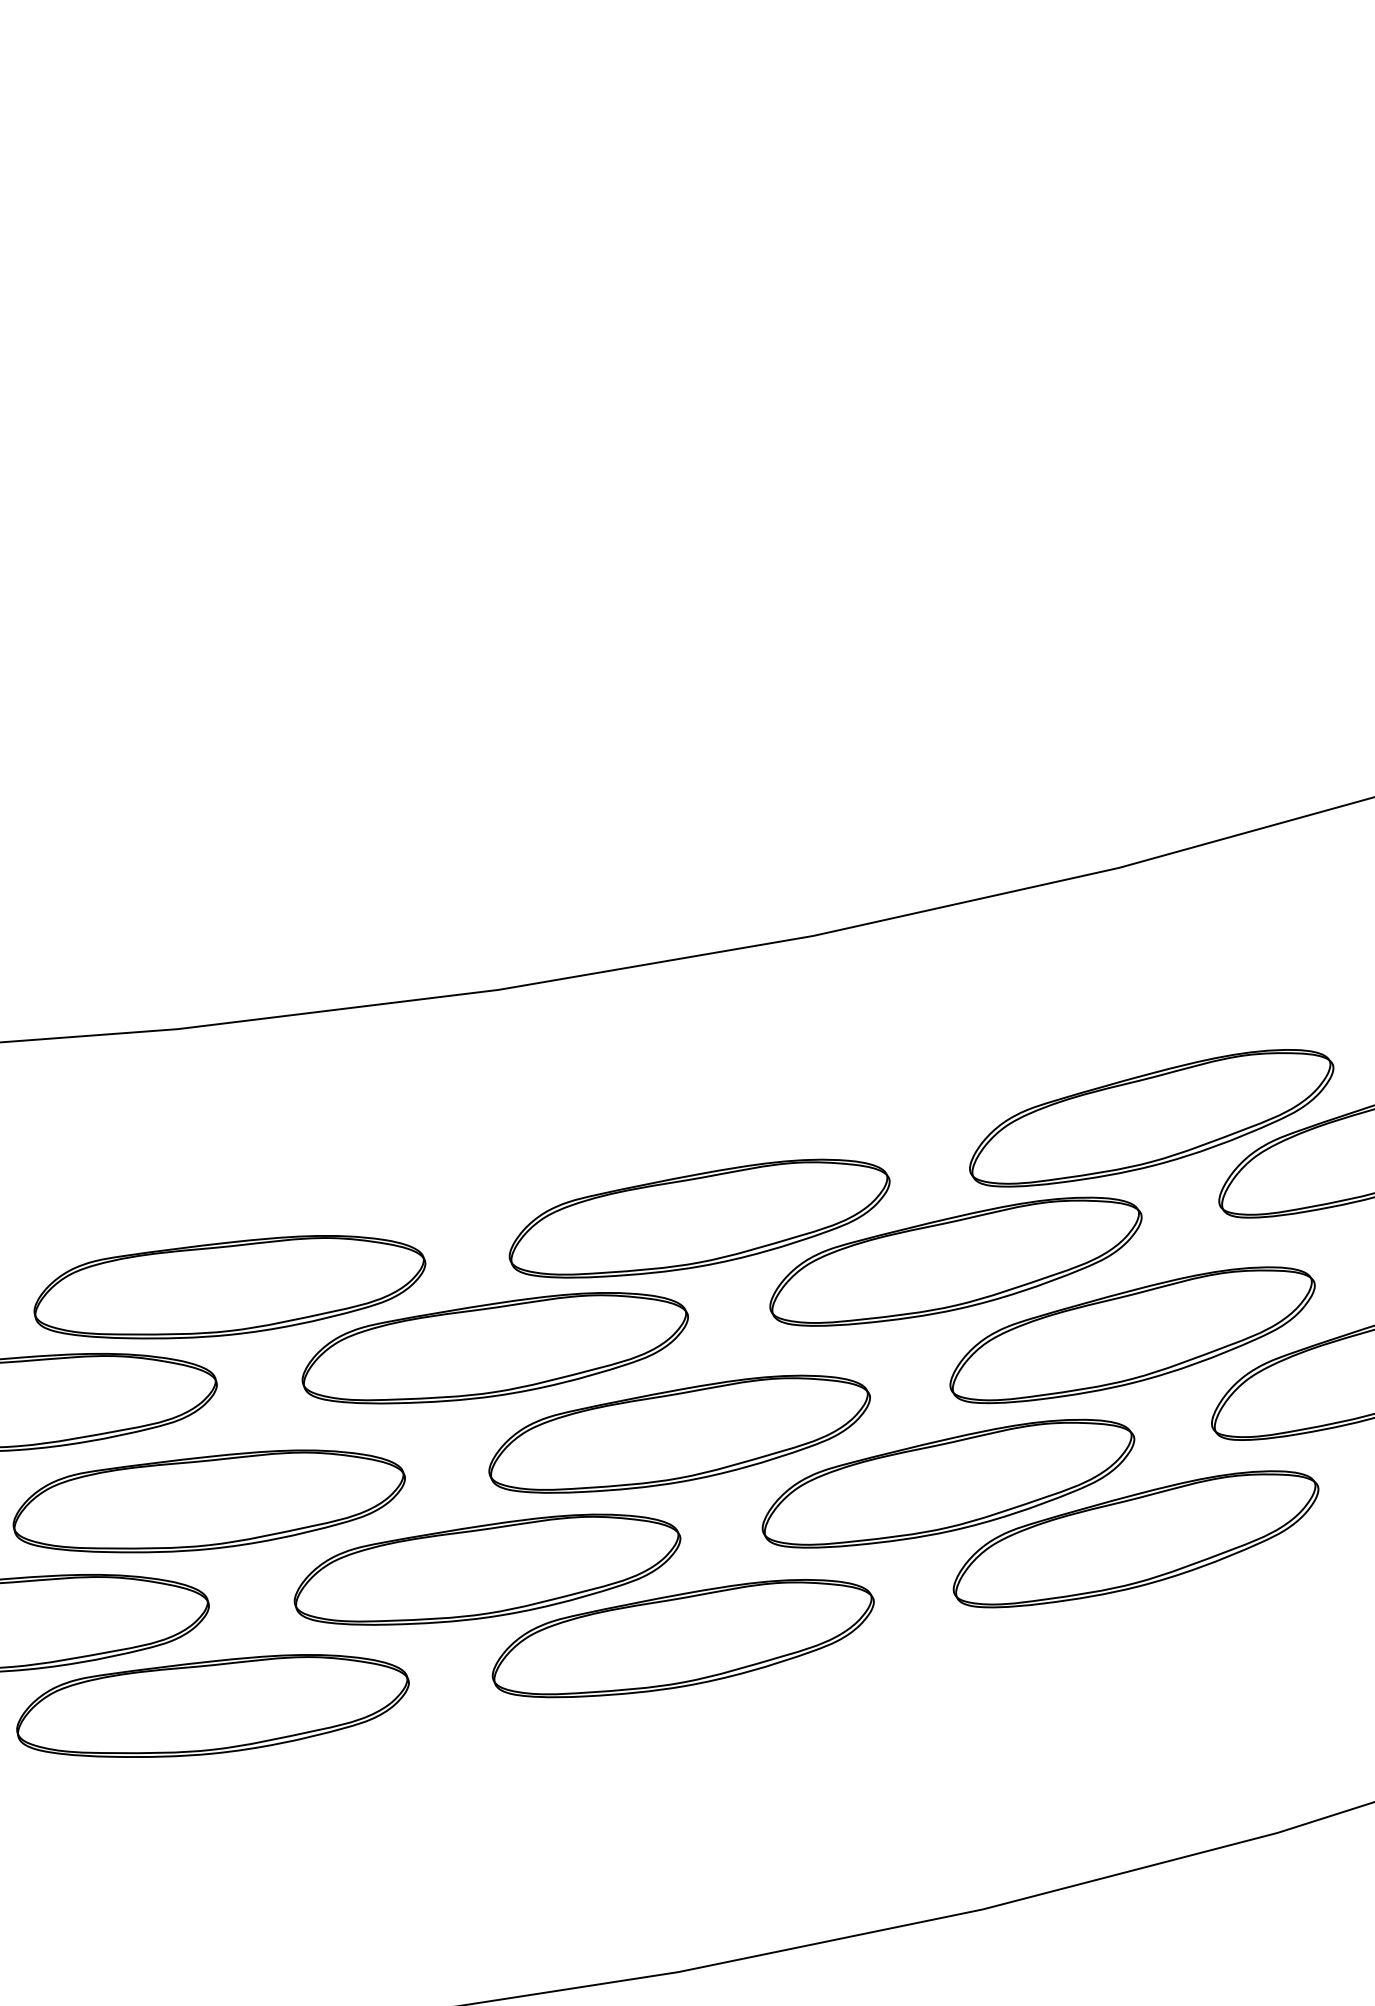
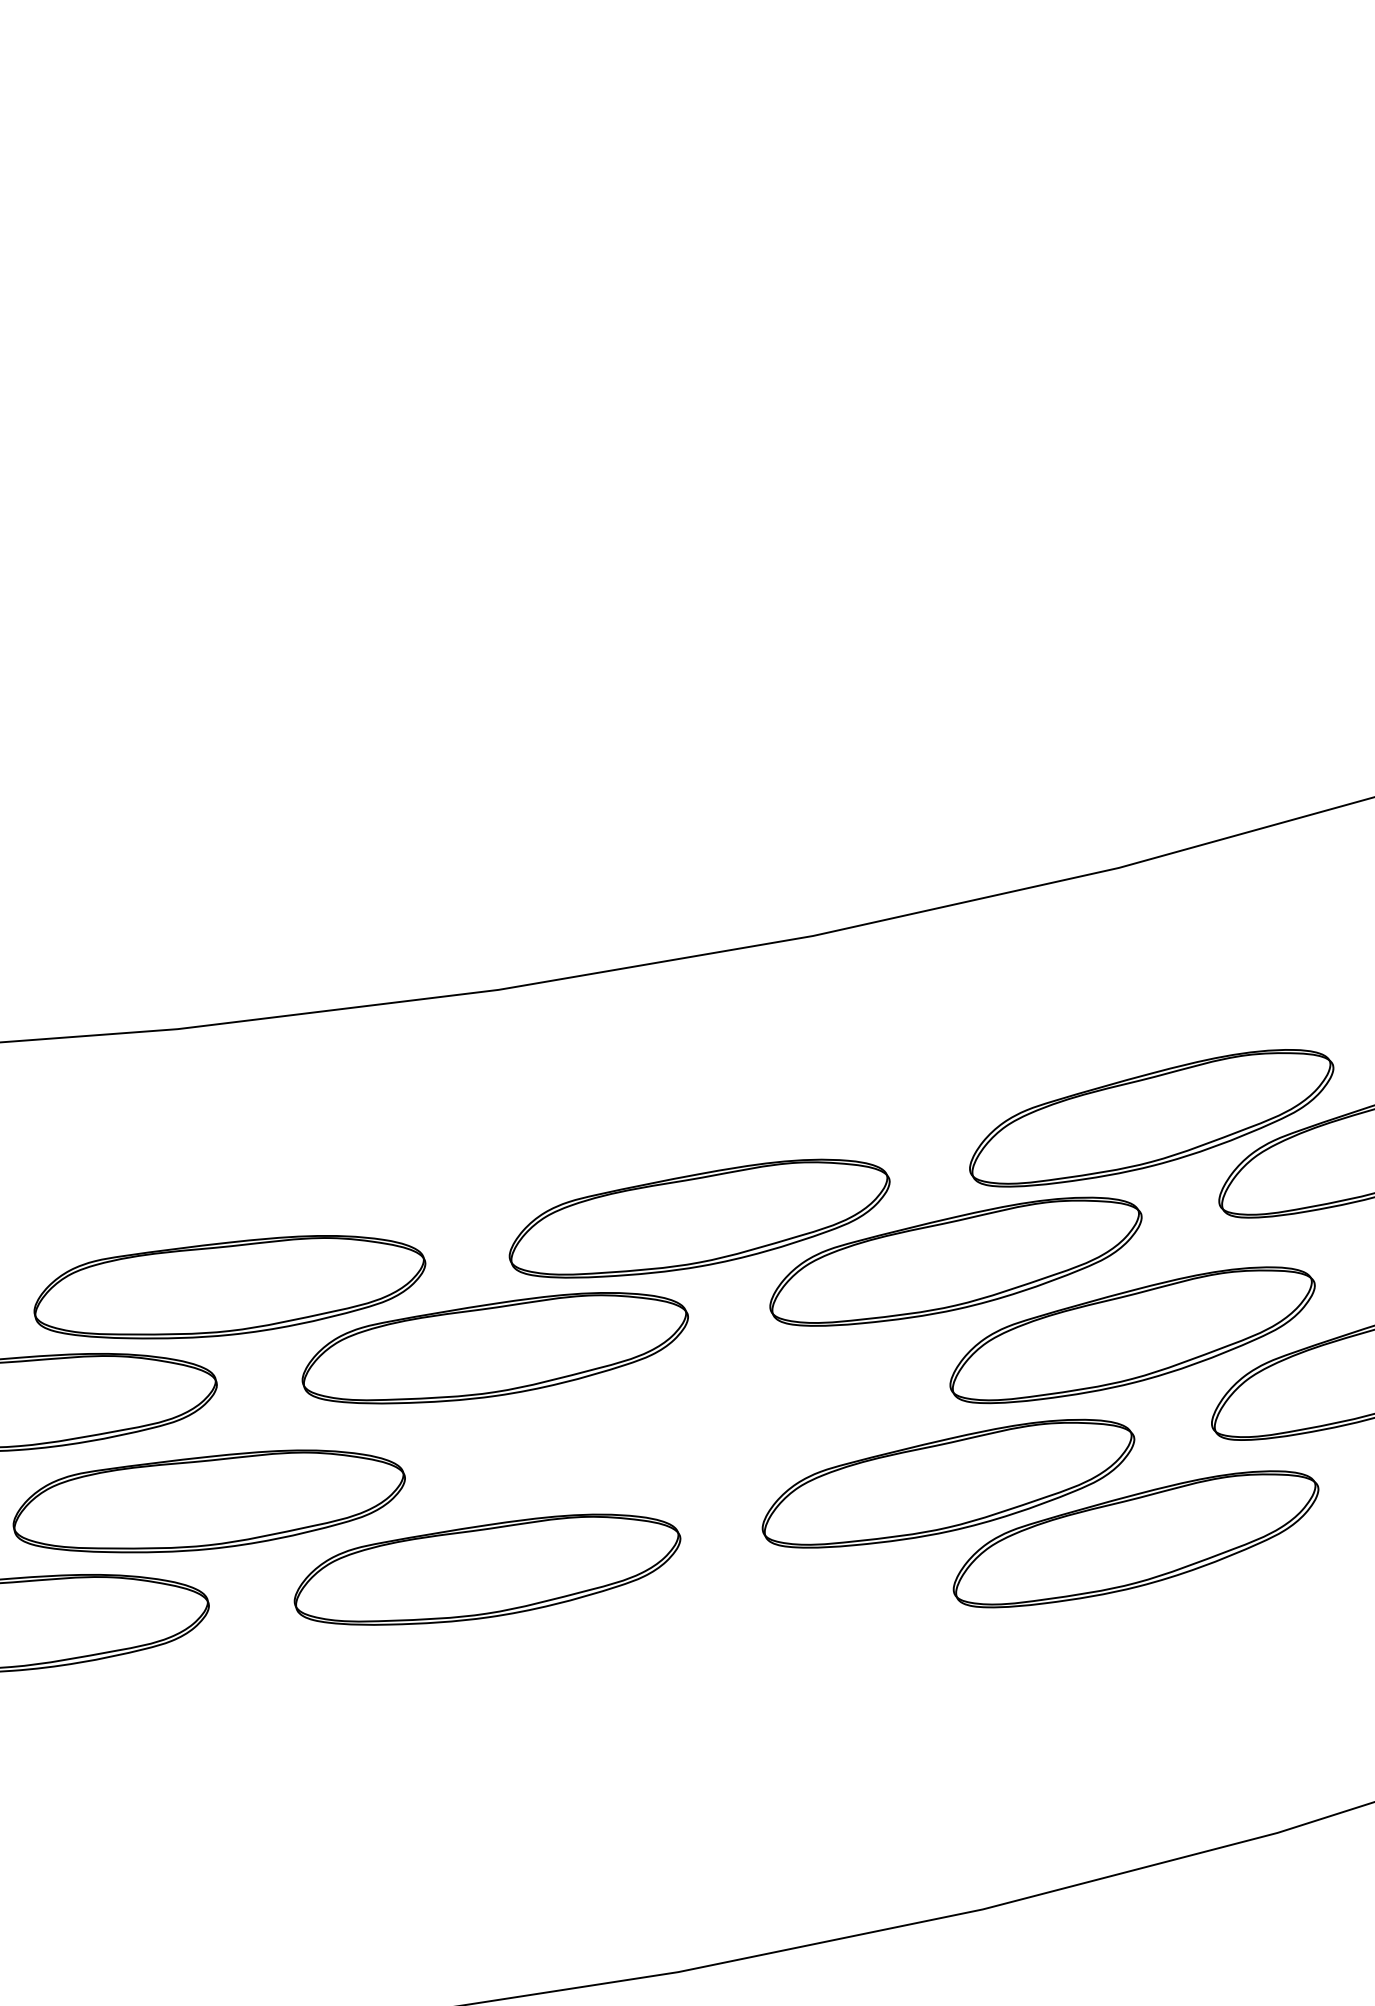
part: present -> none (679, 1433)
part: present -> none (682, 1638)
part: present -> none (212, 1705)
